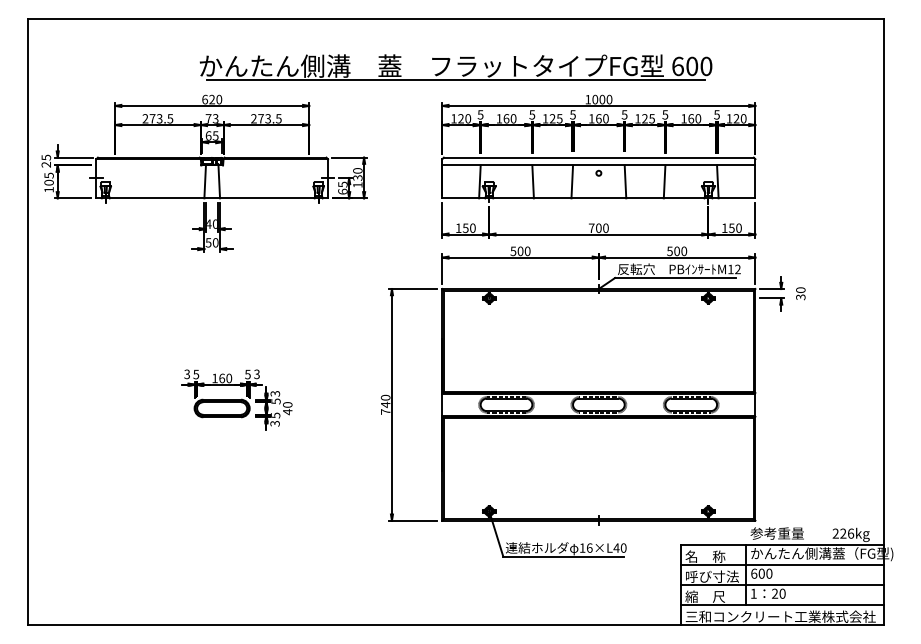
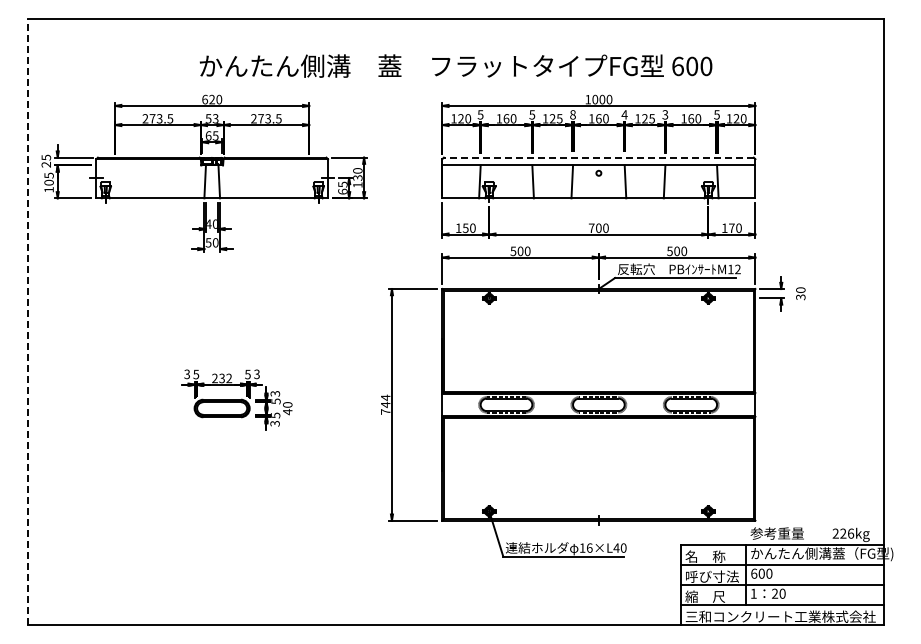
line: present -> none (455, 80)
text: 5 -> 8 (572, 114)
text: 5 -> 4 (624, 114)
text: 5 -> 3 (665, 114)
text: 73 -> 53 (208, 118)
line: solid -> dashed (598, 157)
text: 150 -> 170 (731, 228)
line: solid -> dashed (27, 321)
text: 160 -> 232 (222, 378)
text: 740 -> 744 (385, 397)
